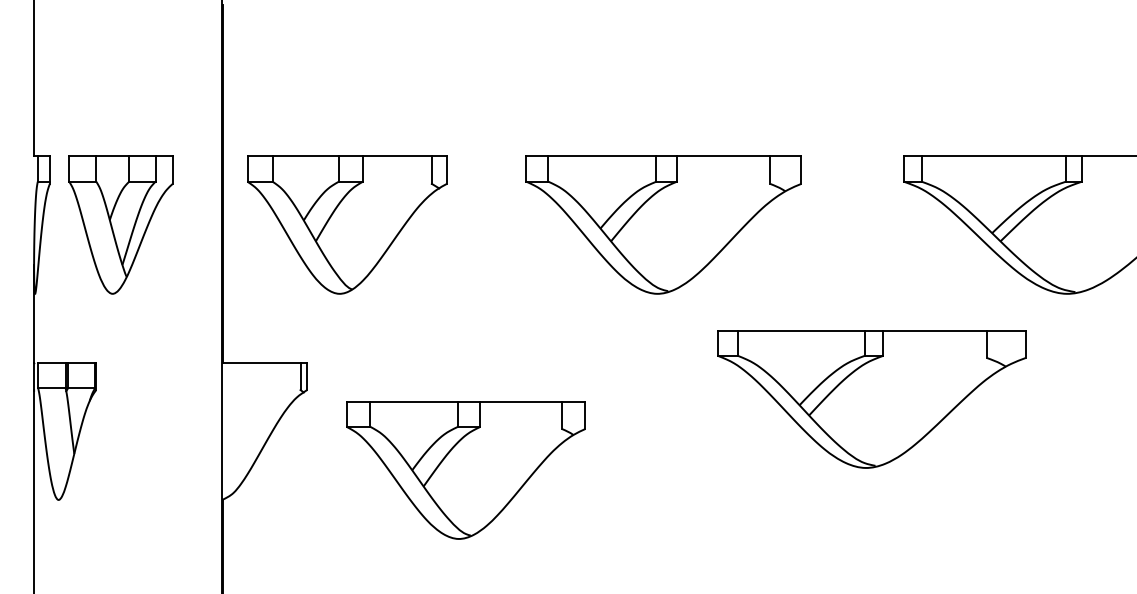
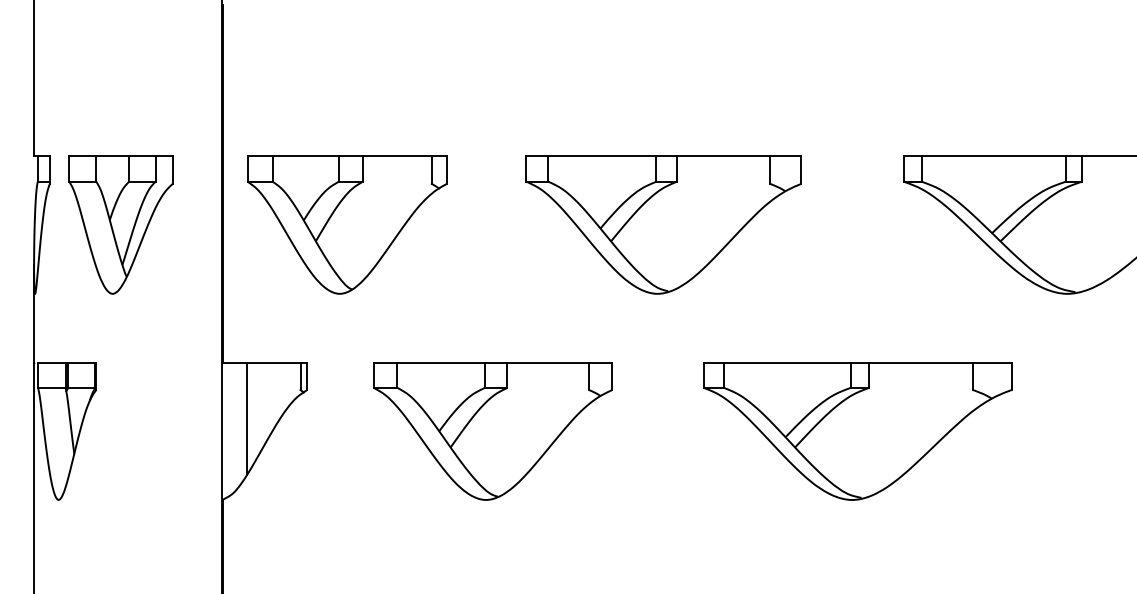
part position: (871, 399) -> (857, 431) (857, 431)
line: none -> present (247, 418)
part position: (465, 470) -> (492, 431) (492, 431)
